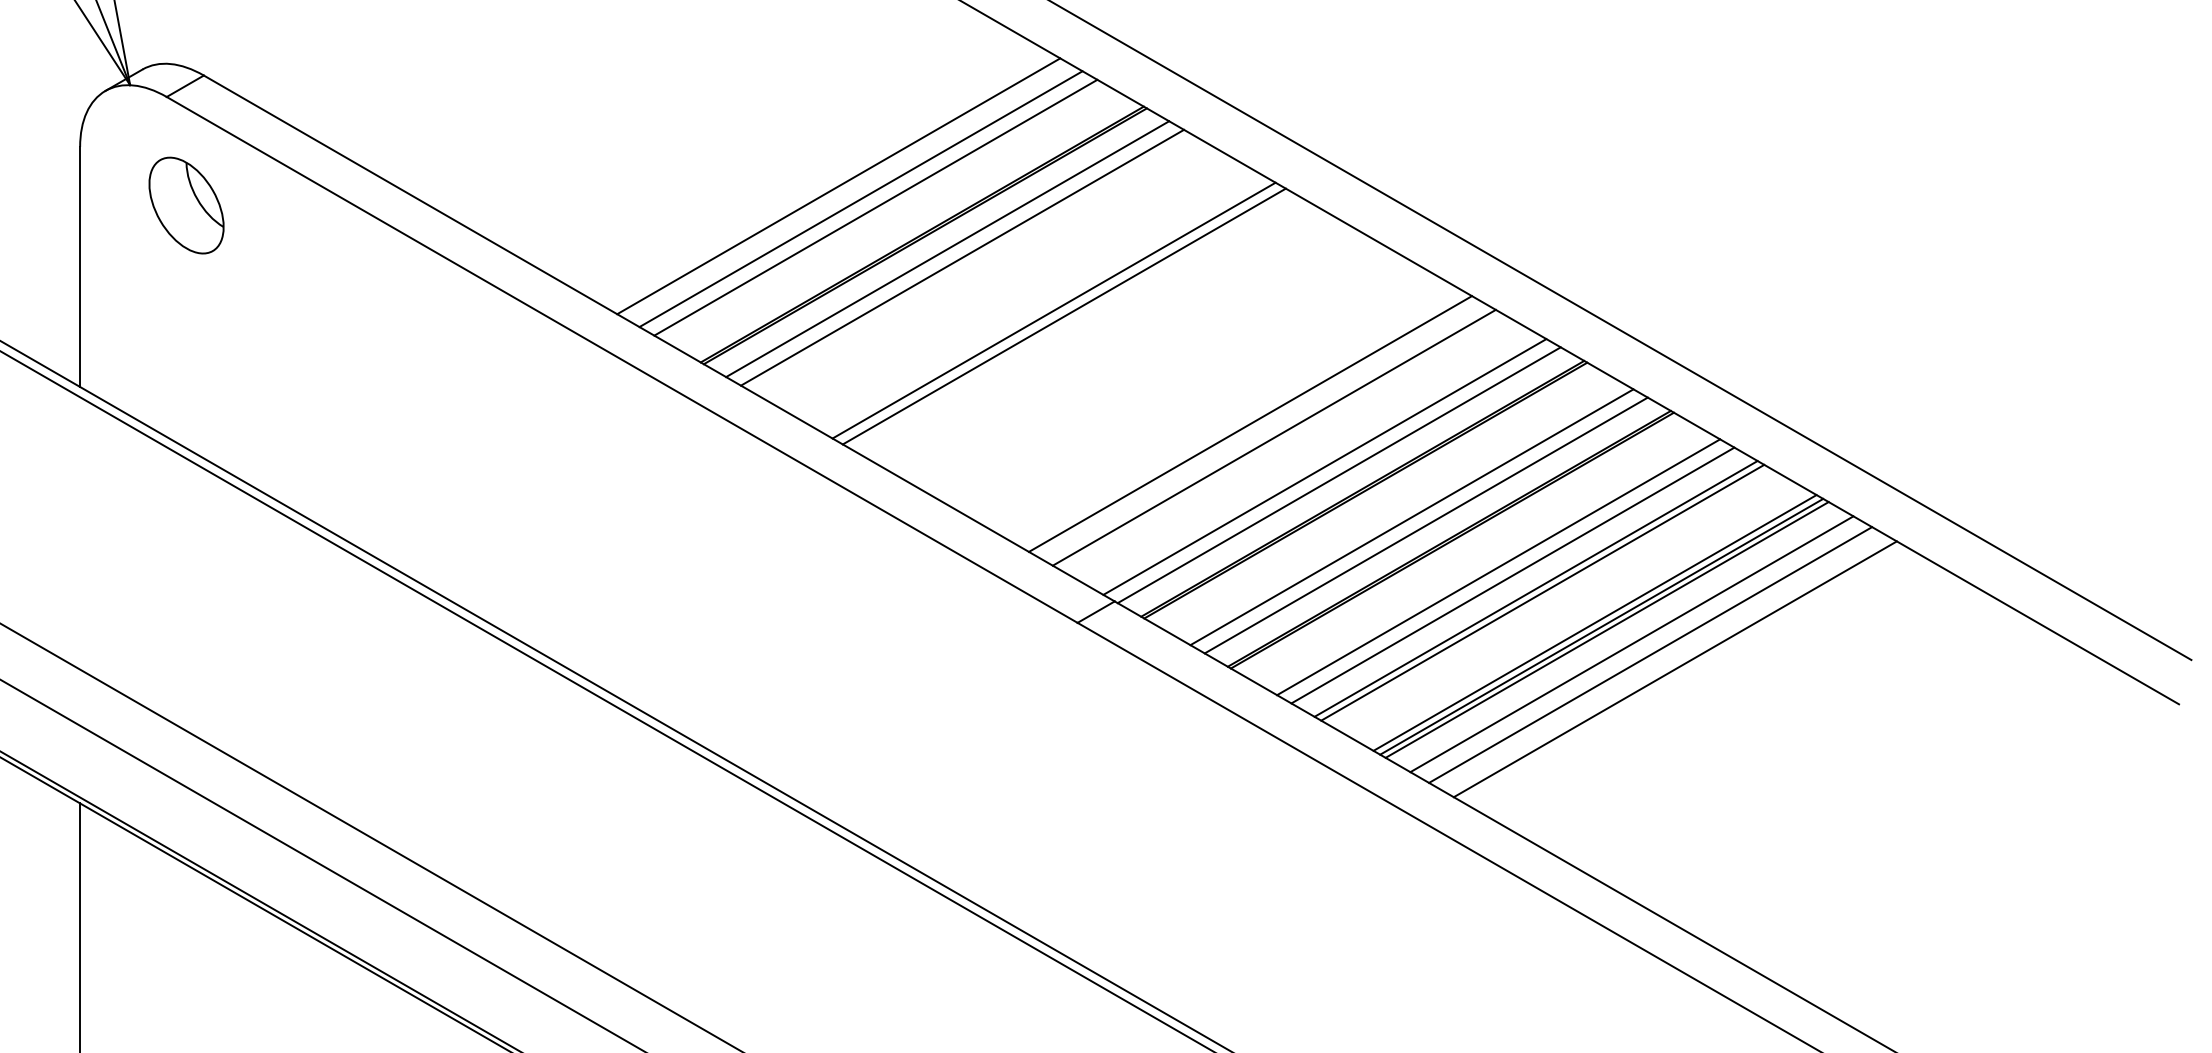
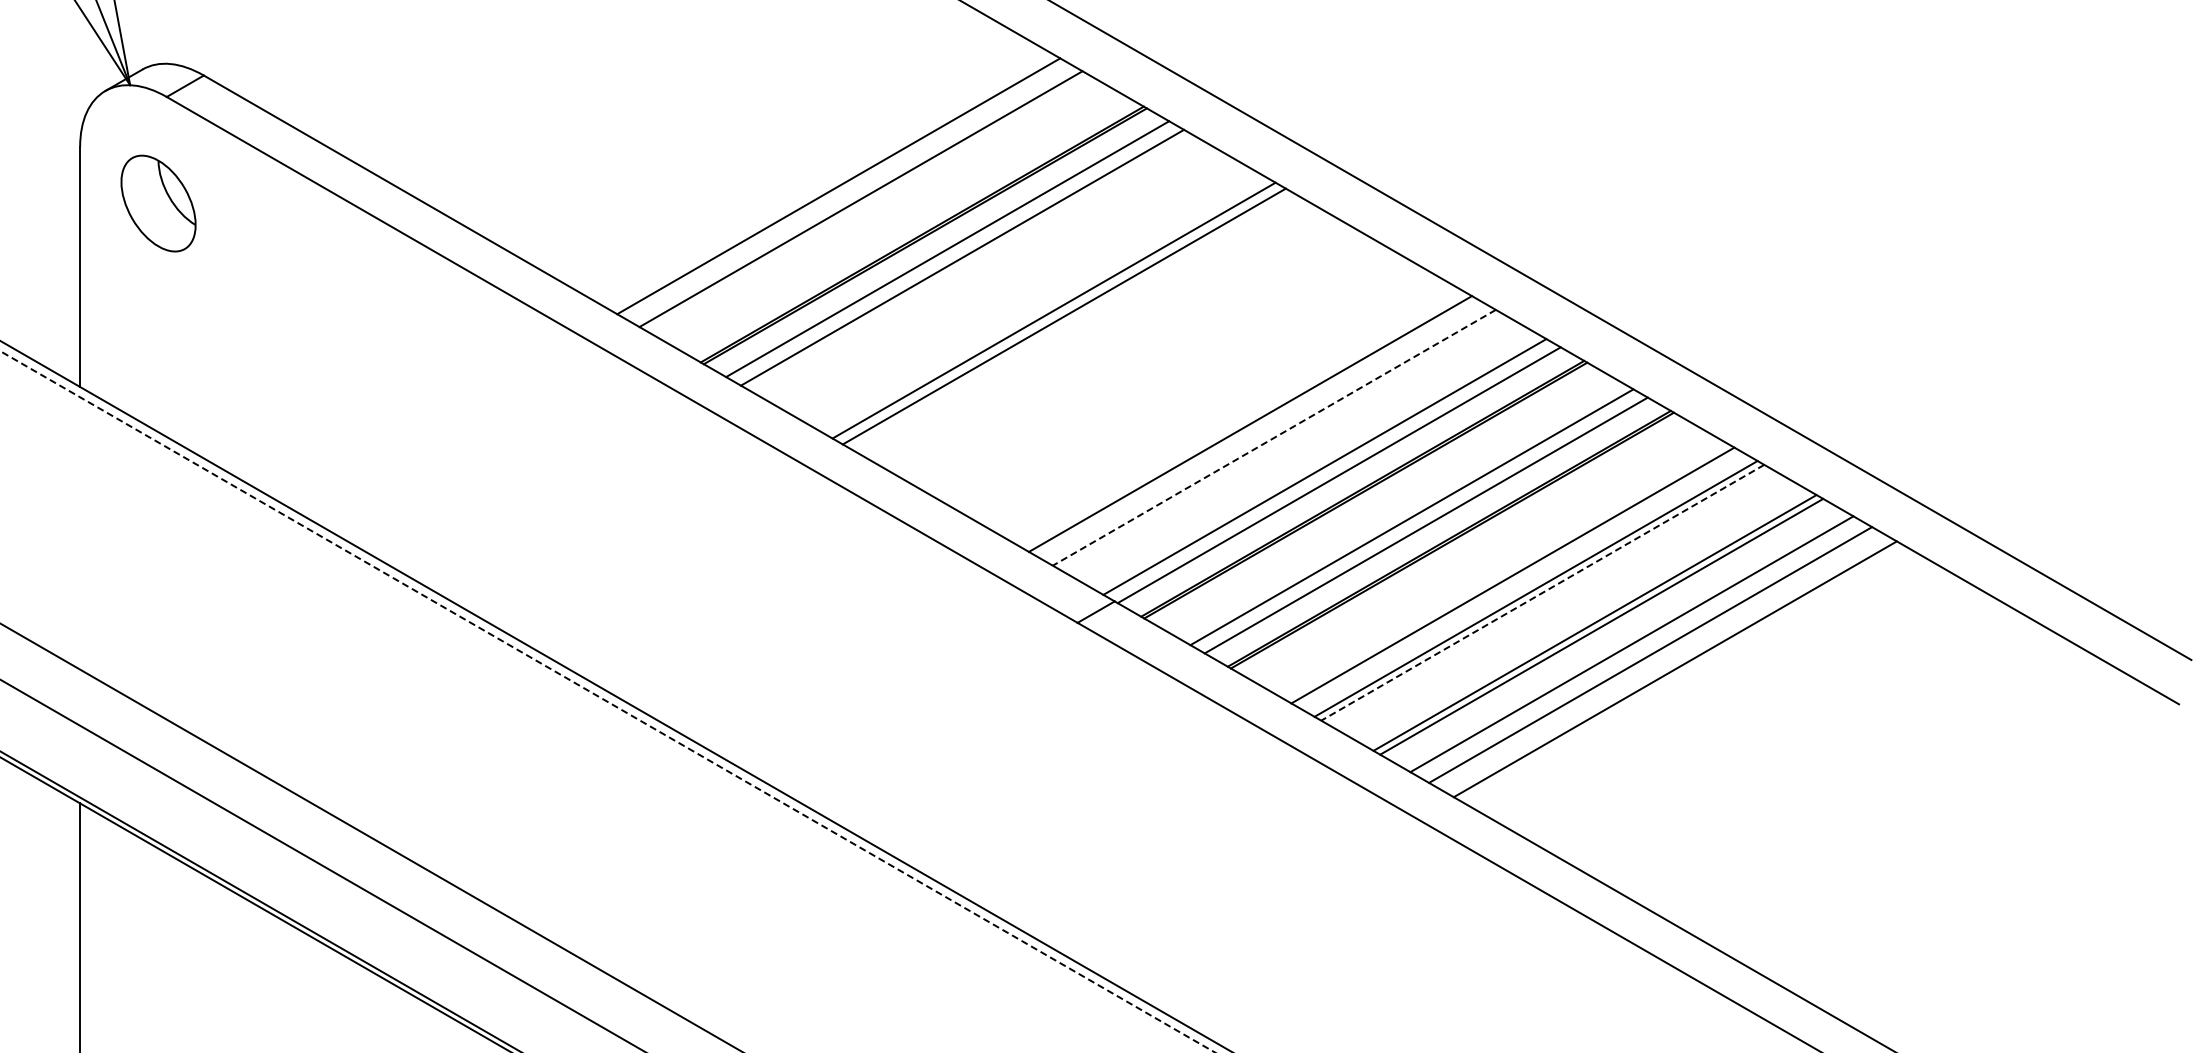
part position: (186, 205) -> (158, 203) (158, 203)
line: present -> none (875, 207)
line: solid -> dashed (1274, 437)
line: present -> none (1498, 567)
line: solid -> dashed (1542, 592)
line: present -> none (1606, 629)
line: solid -> dashed (608, 702)
